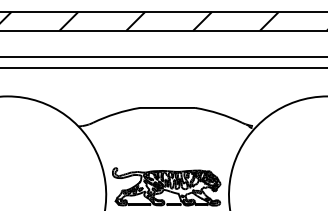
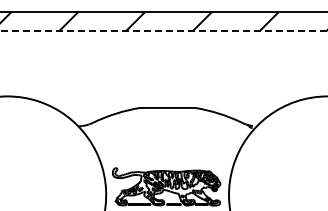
line: solid -> dashed (163, 30)
line: present -> none (163, 56)
line: present -> none (163, 67)
